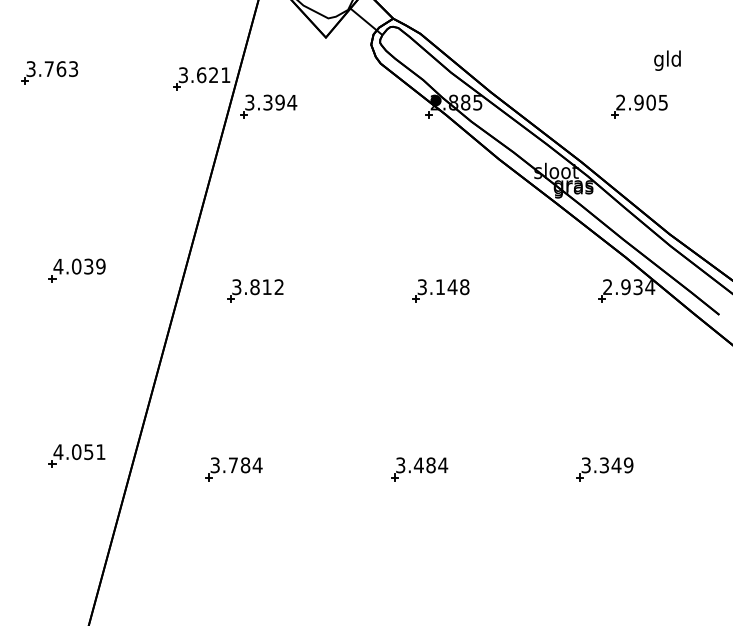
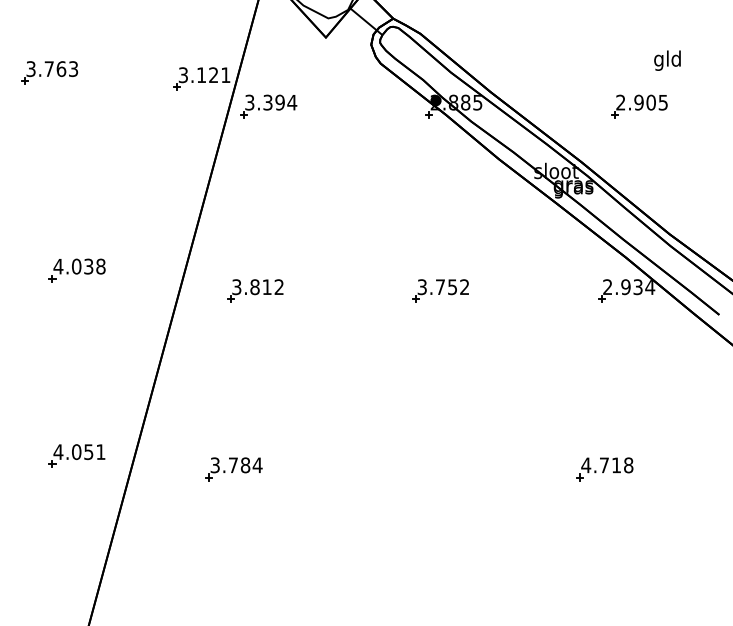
text: 3.621 -> 3.121 (201, 75)
text: 4.039 -> 4.038 (100, 266)
text: 3.148 -> 3.752 (452, 287)
text: 3.349 -> 4.718 (607, 465)
part: present -> none (419, 469)
